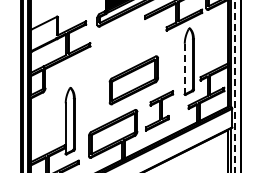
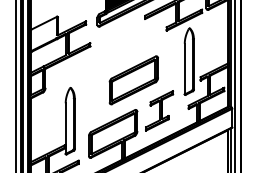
line: dashed -> solid (184, 69)
line: none -> present (15, 85)
line: dashed -> solid (235, 86)
